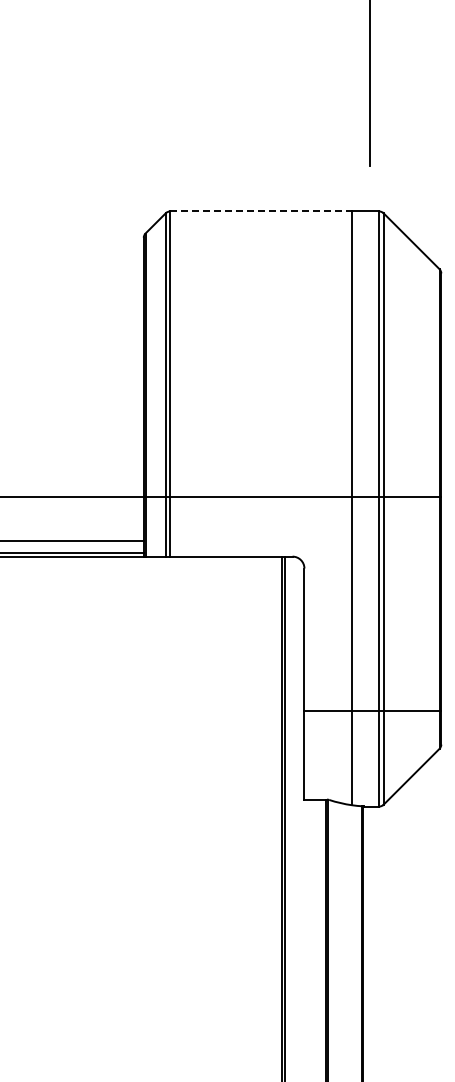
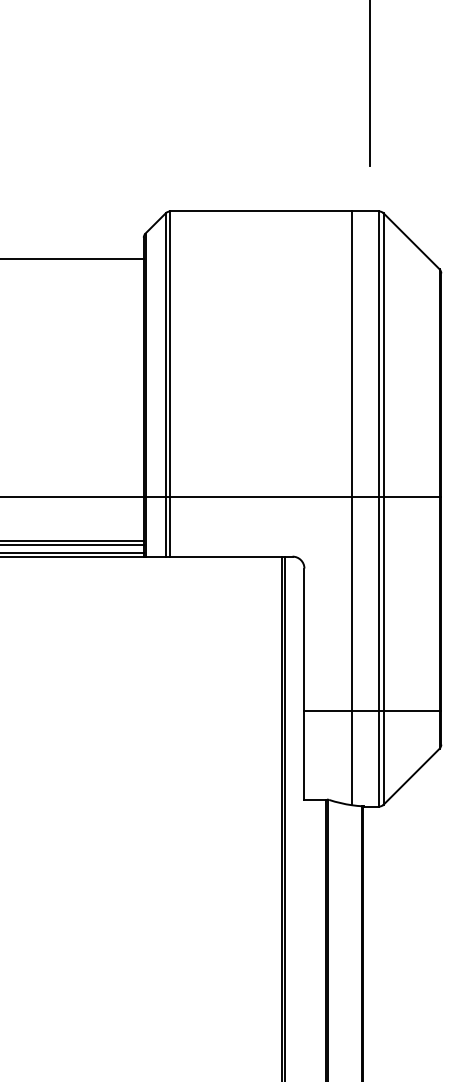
line: dashed -> solid (261, 211)
line: none -> present (72, 259)
line: none -> present (72, 544)
